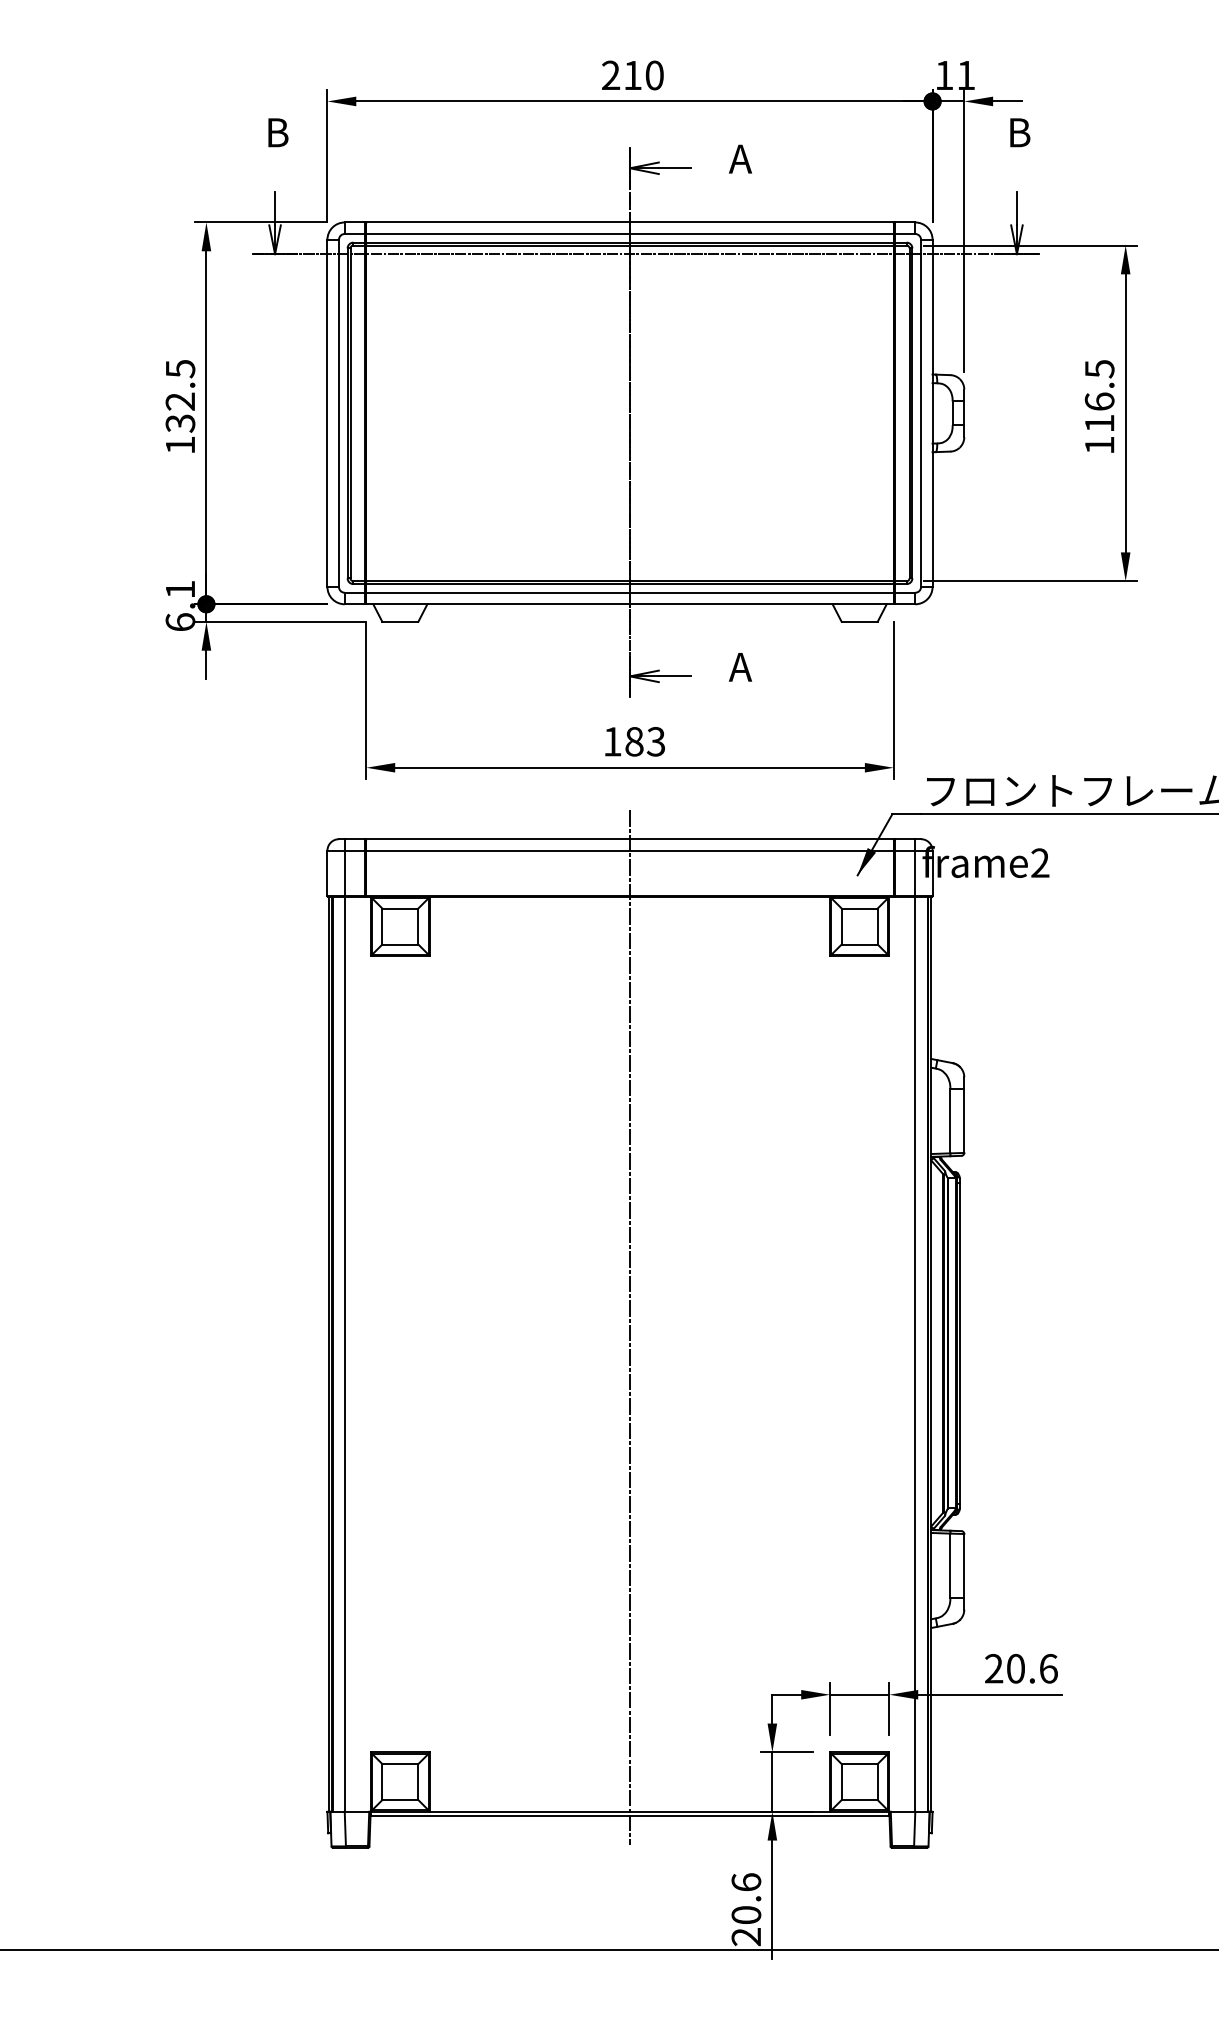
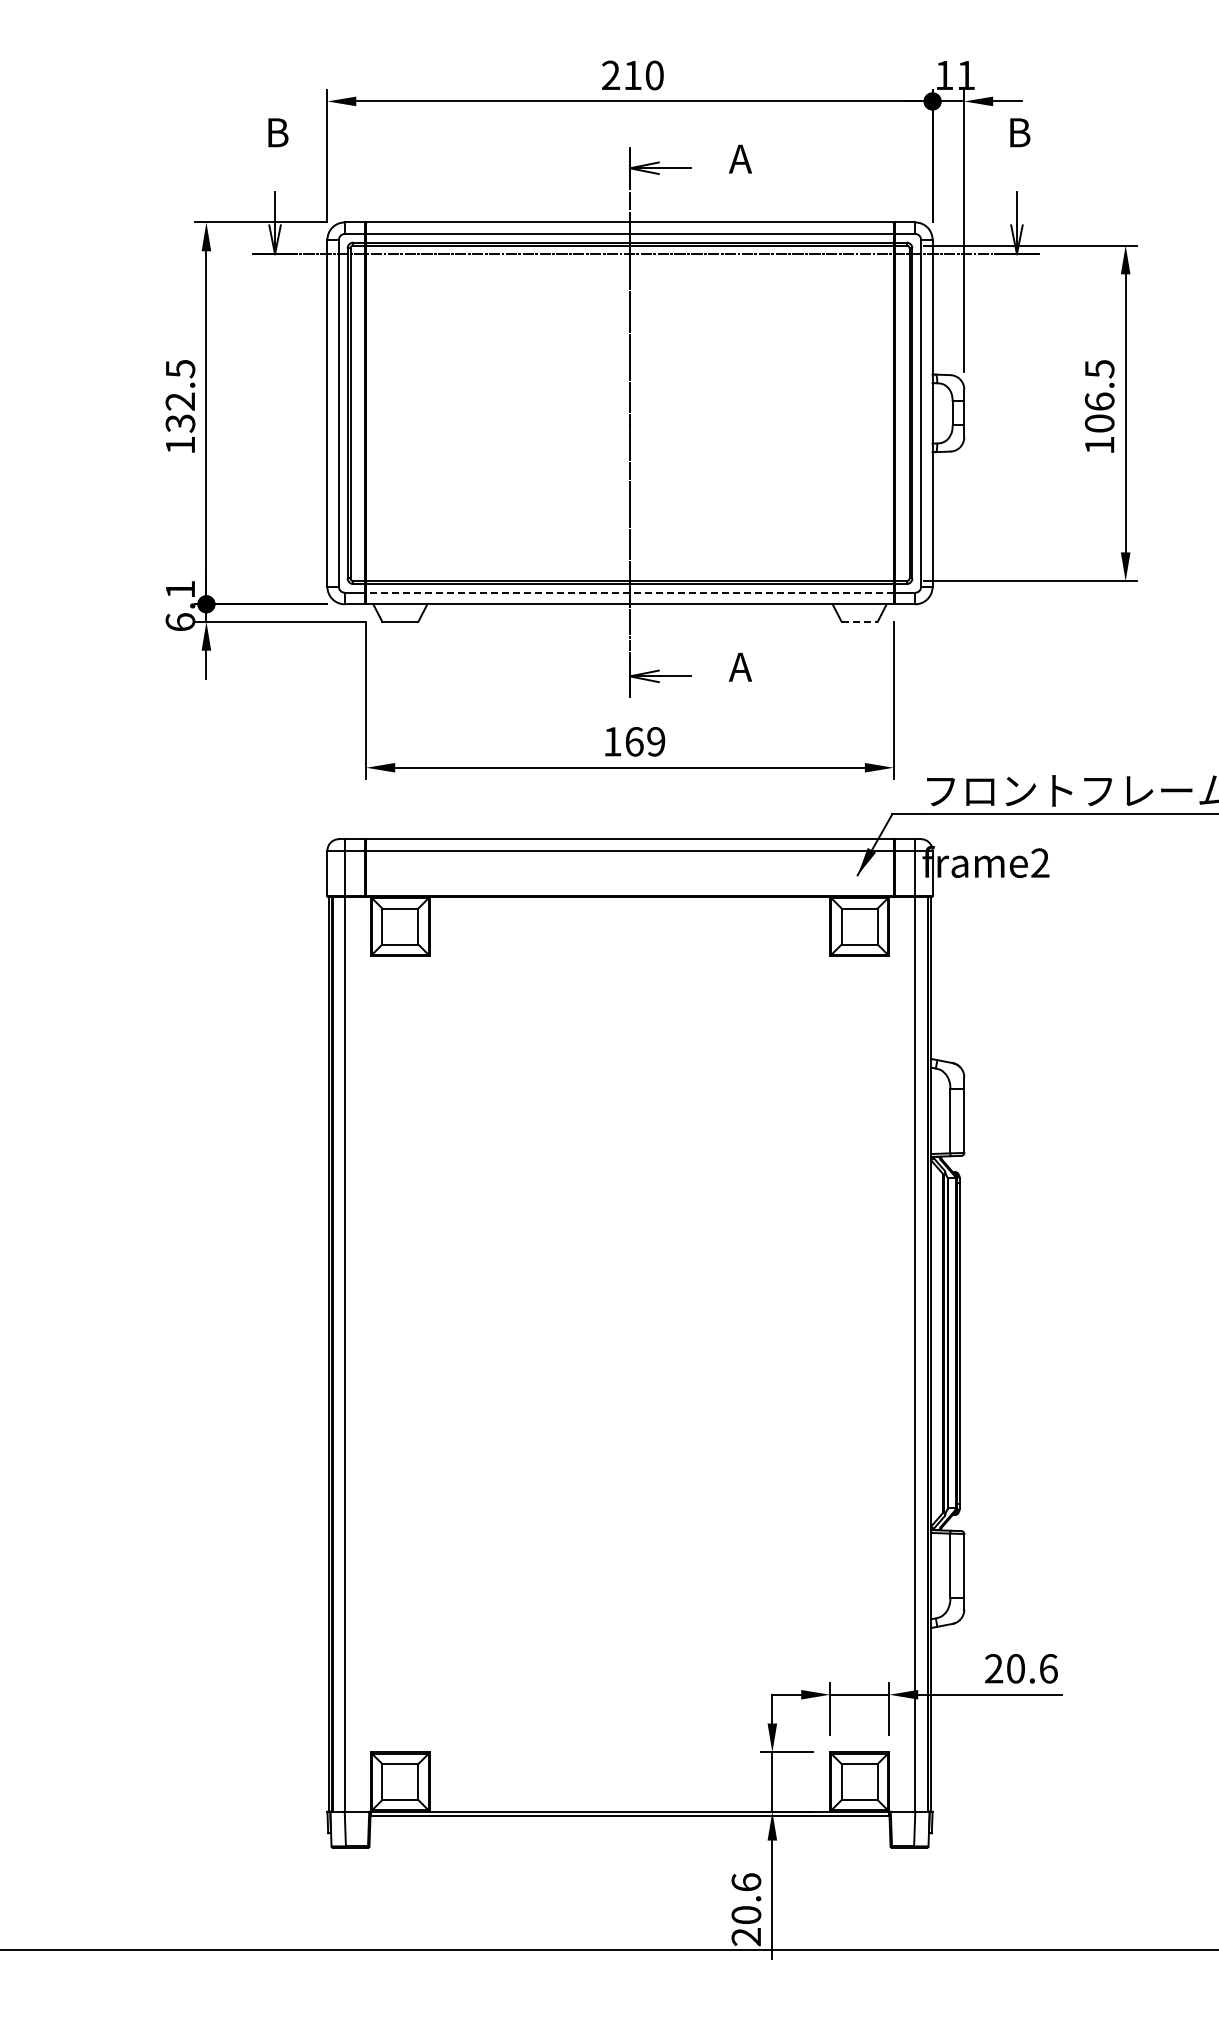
text: 116.5 -> 106.5 (1099, 423)
line: solid -> dashed (630, 592)
line: solid -> dashed (860, 621)
text: 183 -> 169 (645, 741)
line: present -> none (630, 1327)
